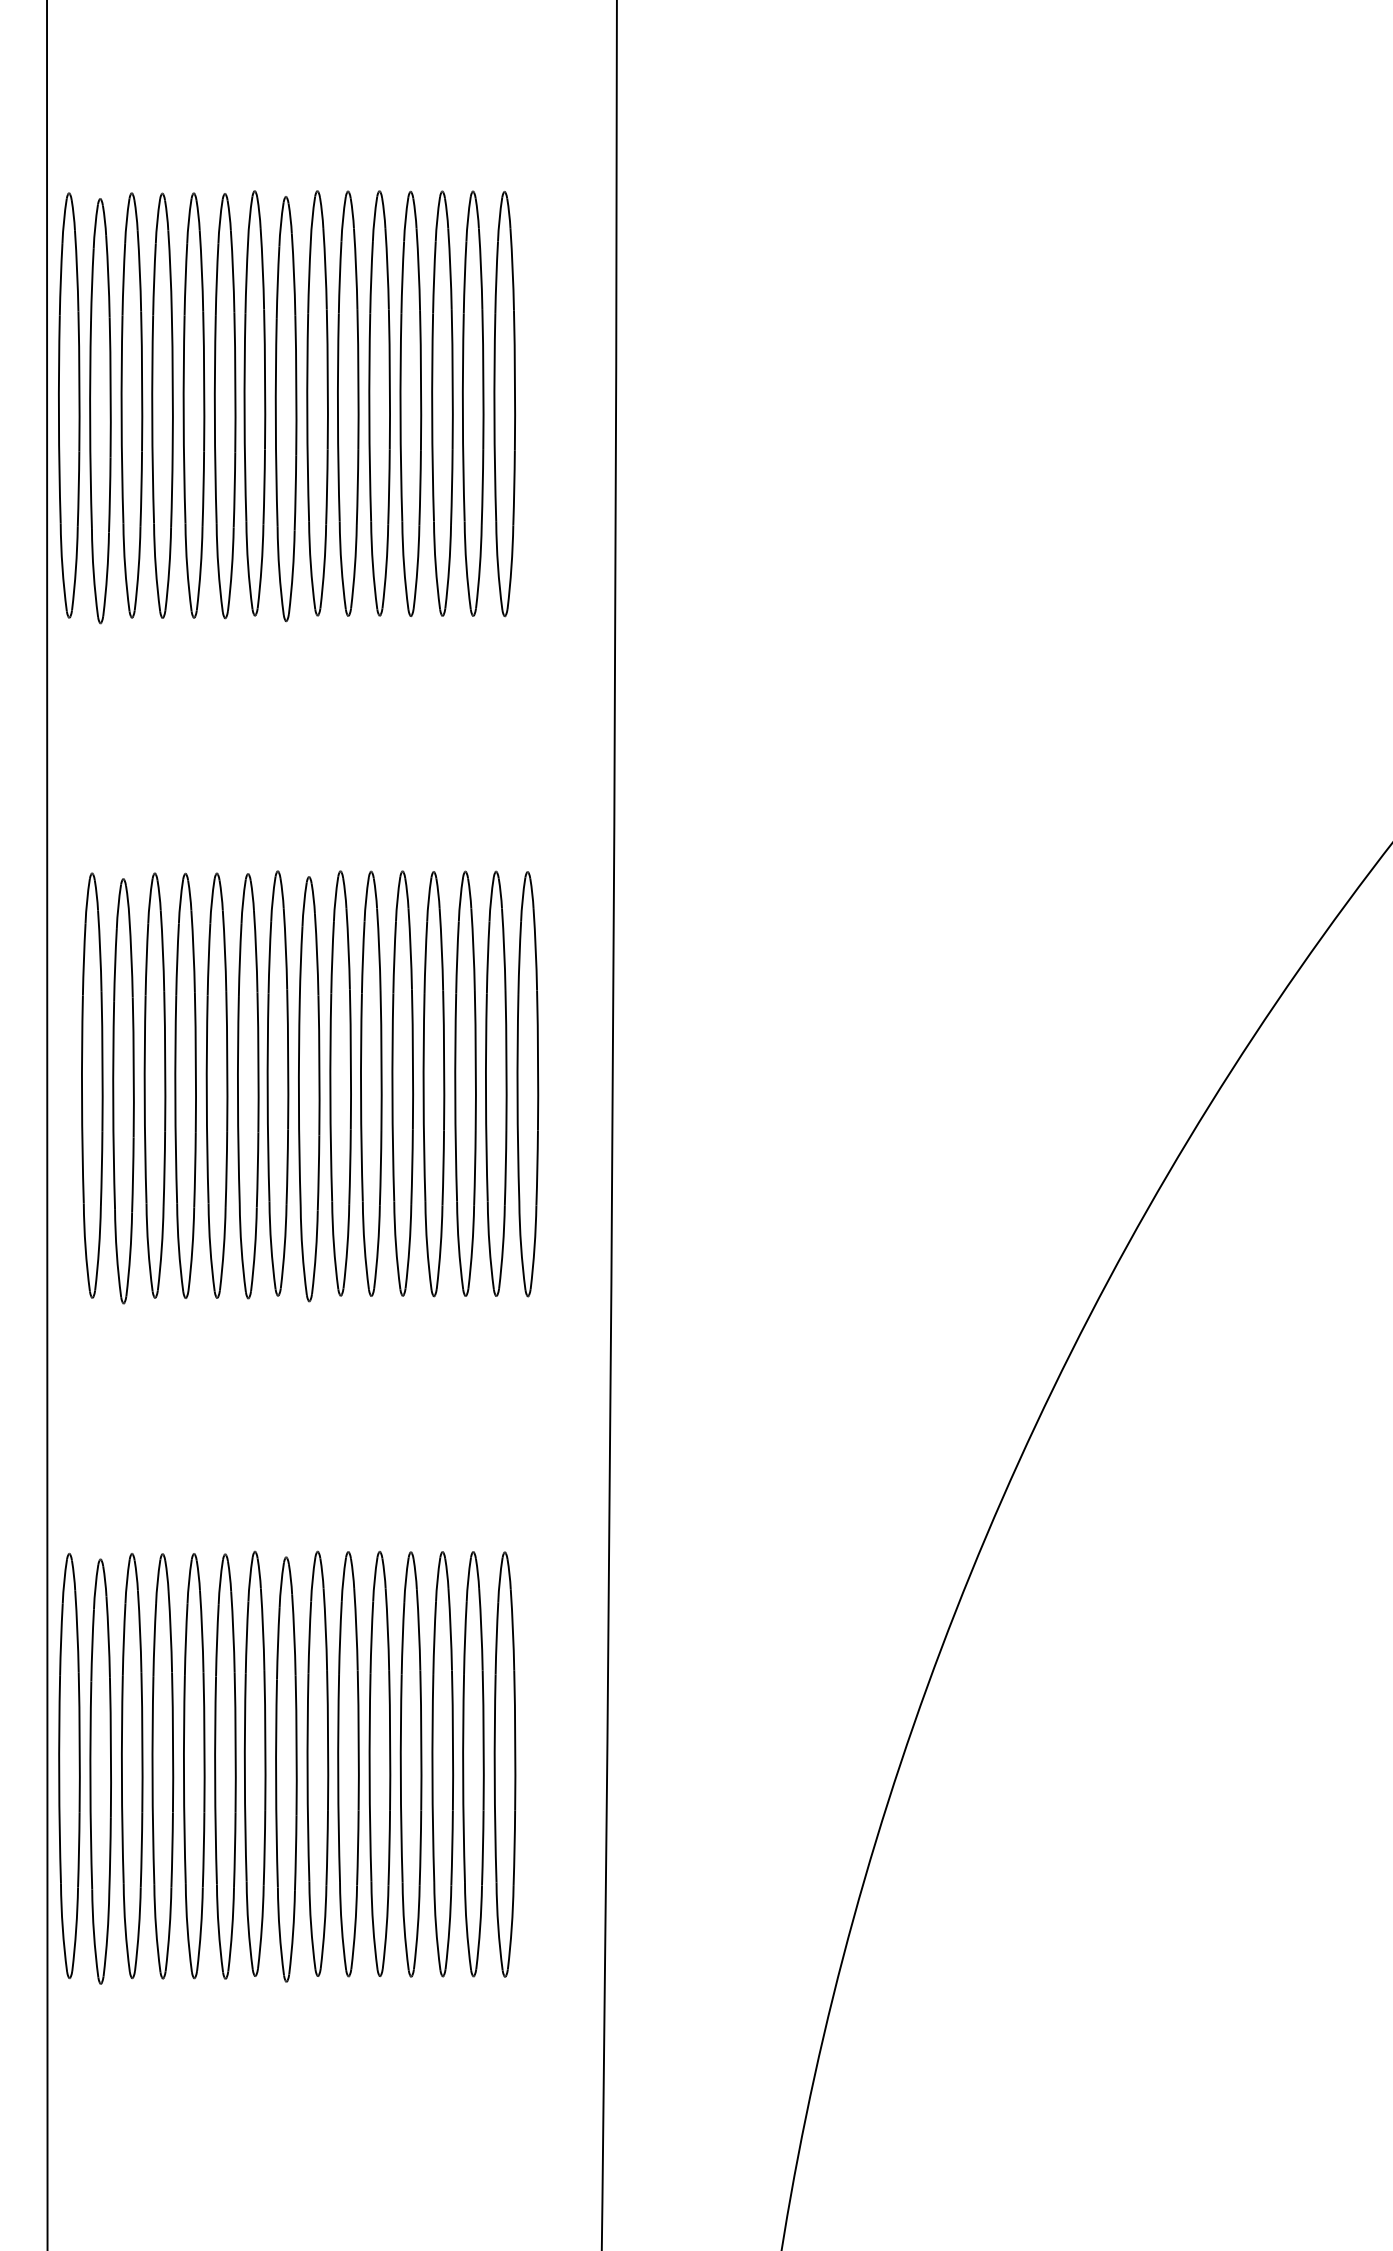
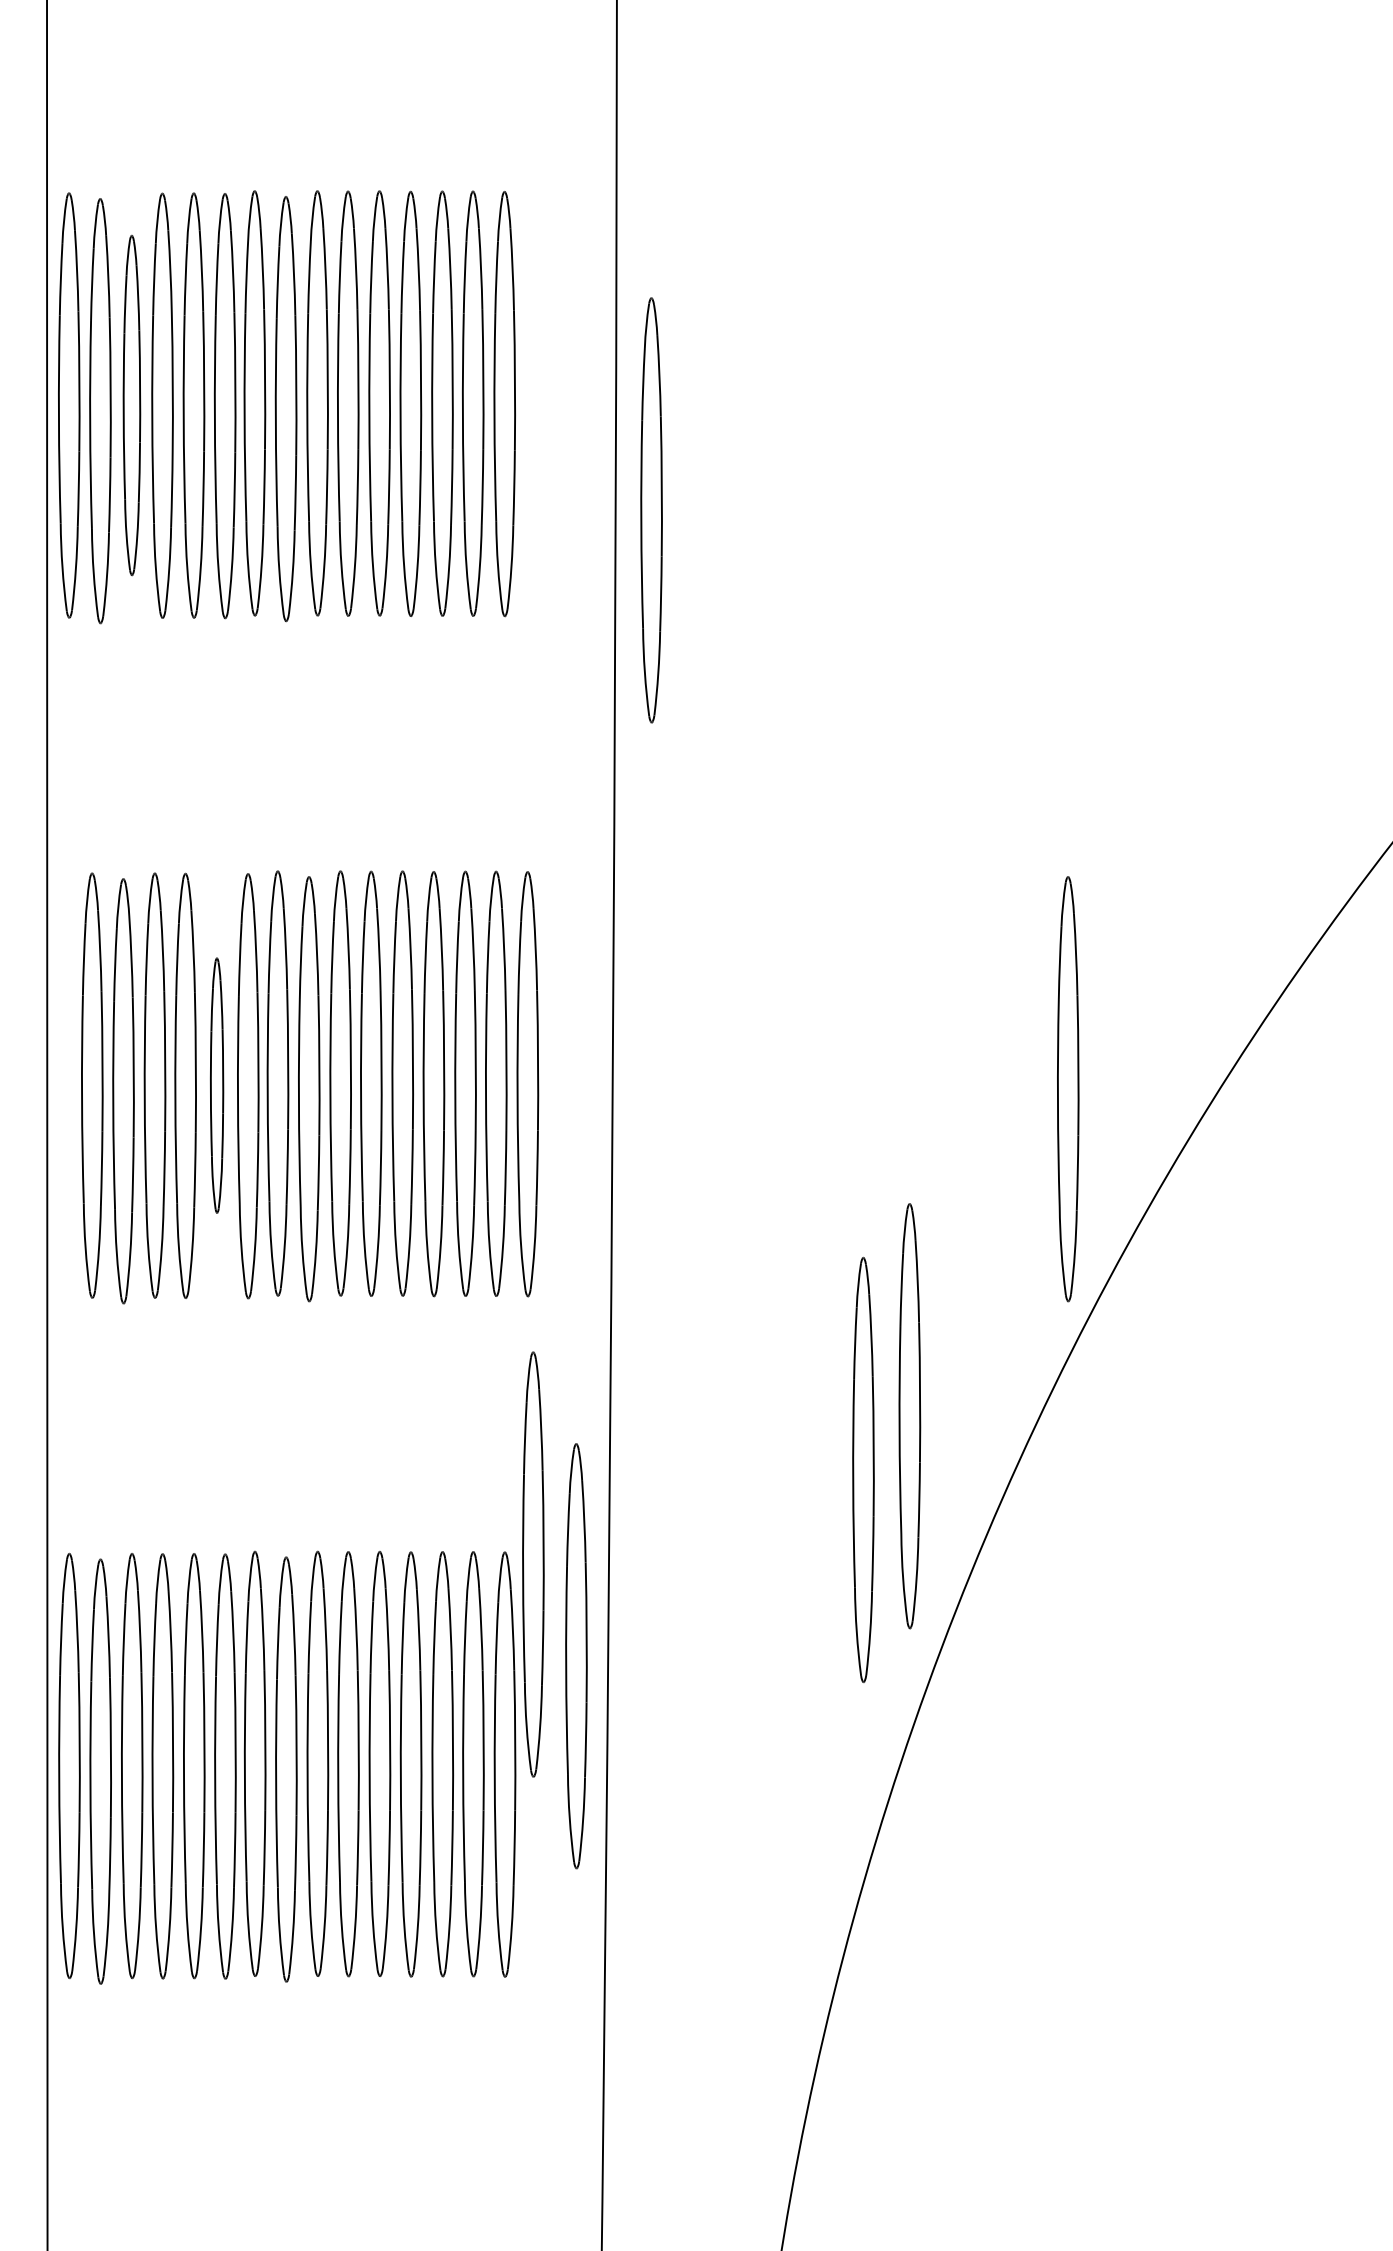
part size: 24x427 px -> 20x343 px (131, 405)
part: none -> present (651, 510)
part size: 24x427 px -> 15x257 px (217, 1085)
part: none -> present (1068, 1089)
part: none -> present (909, 1416)
part: none -> present (863, 1469)
part: none -> present (533, 1564)
part: none -> present (576, 1656)
